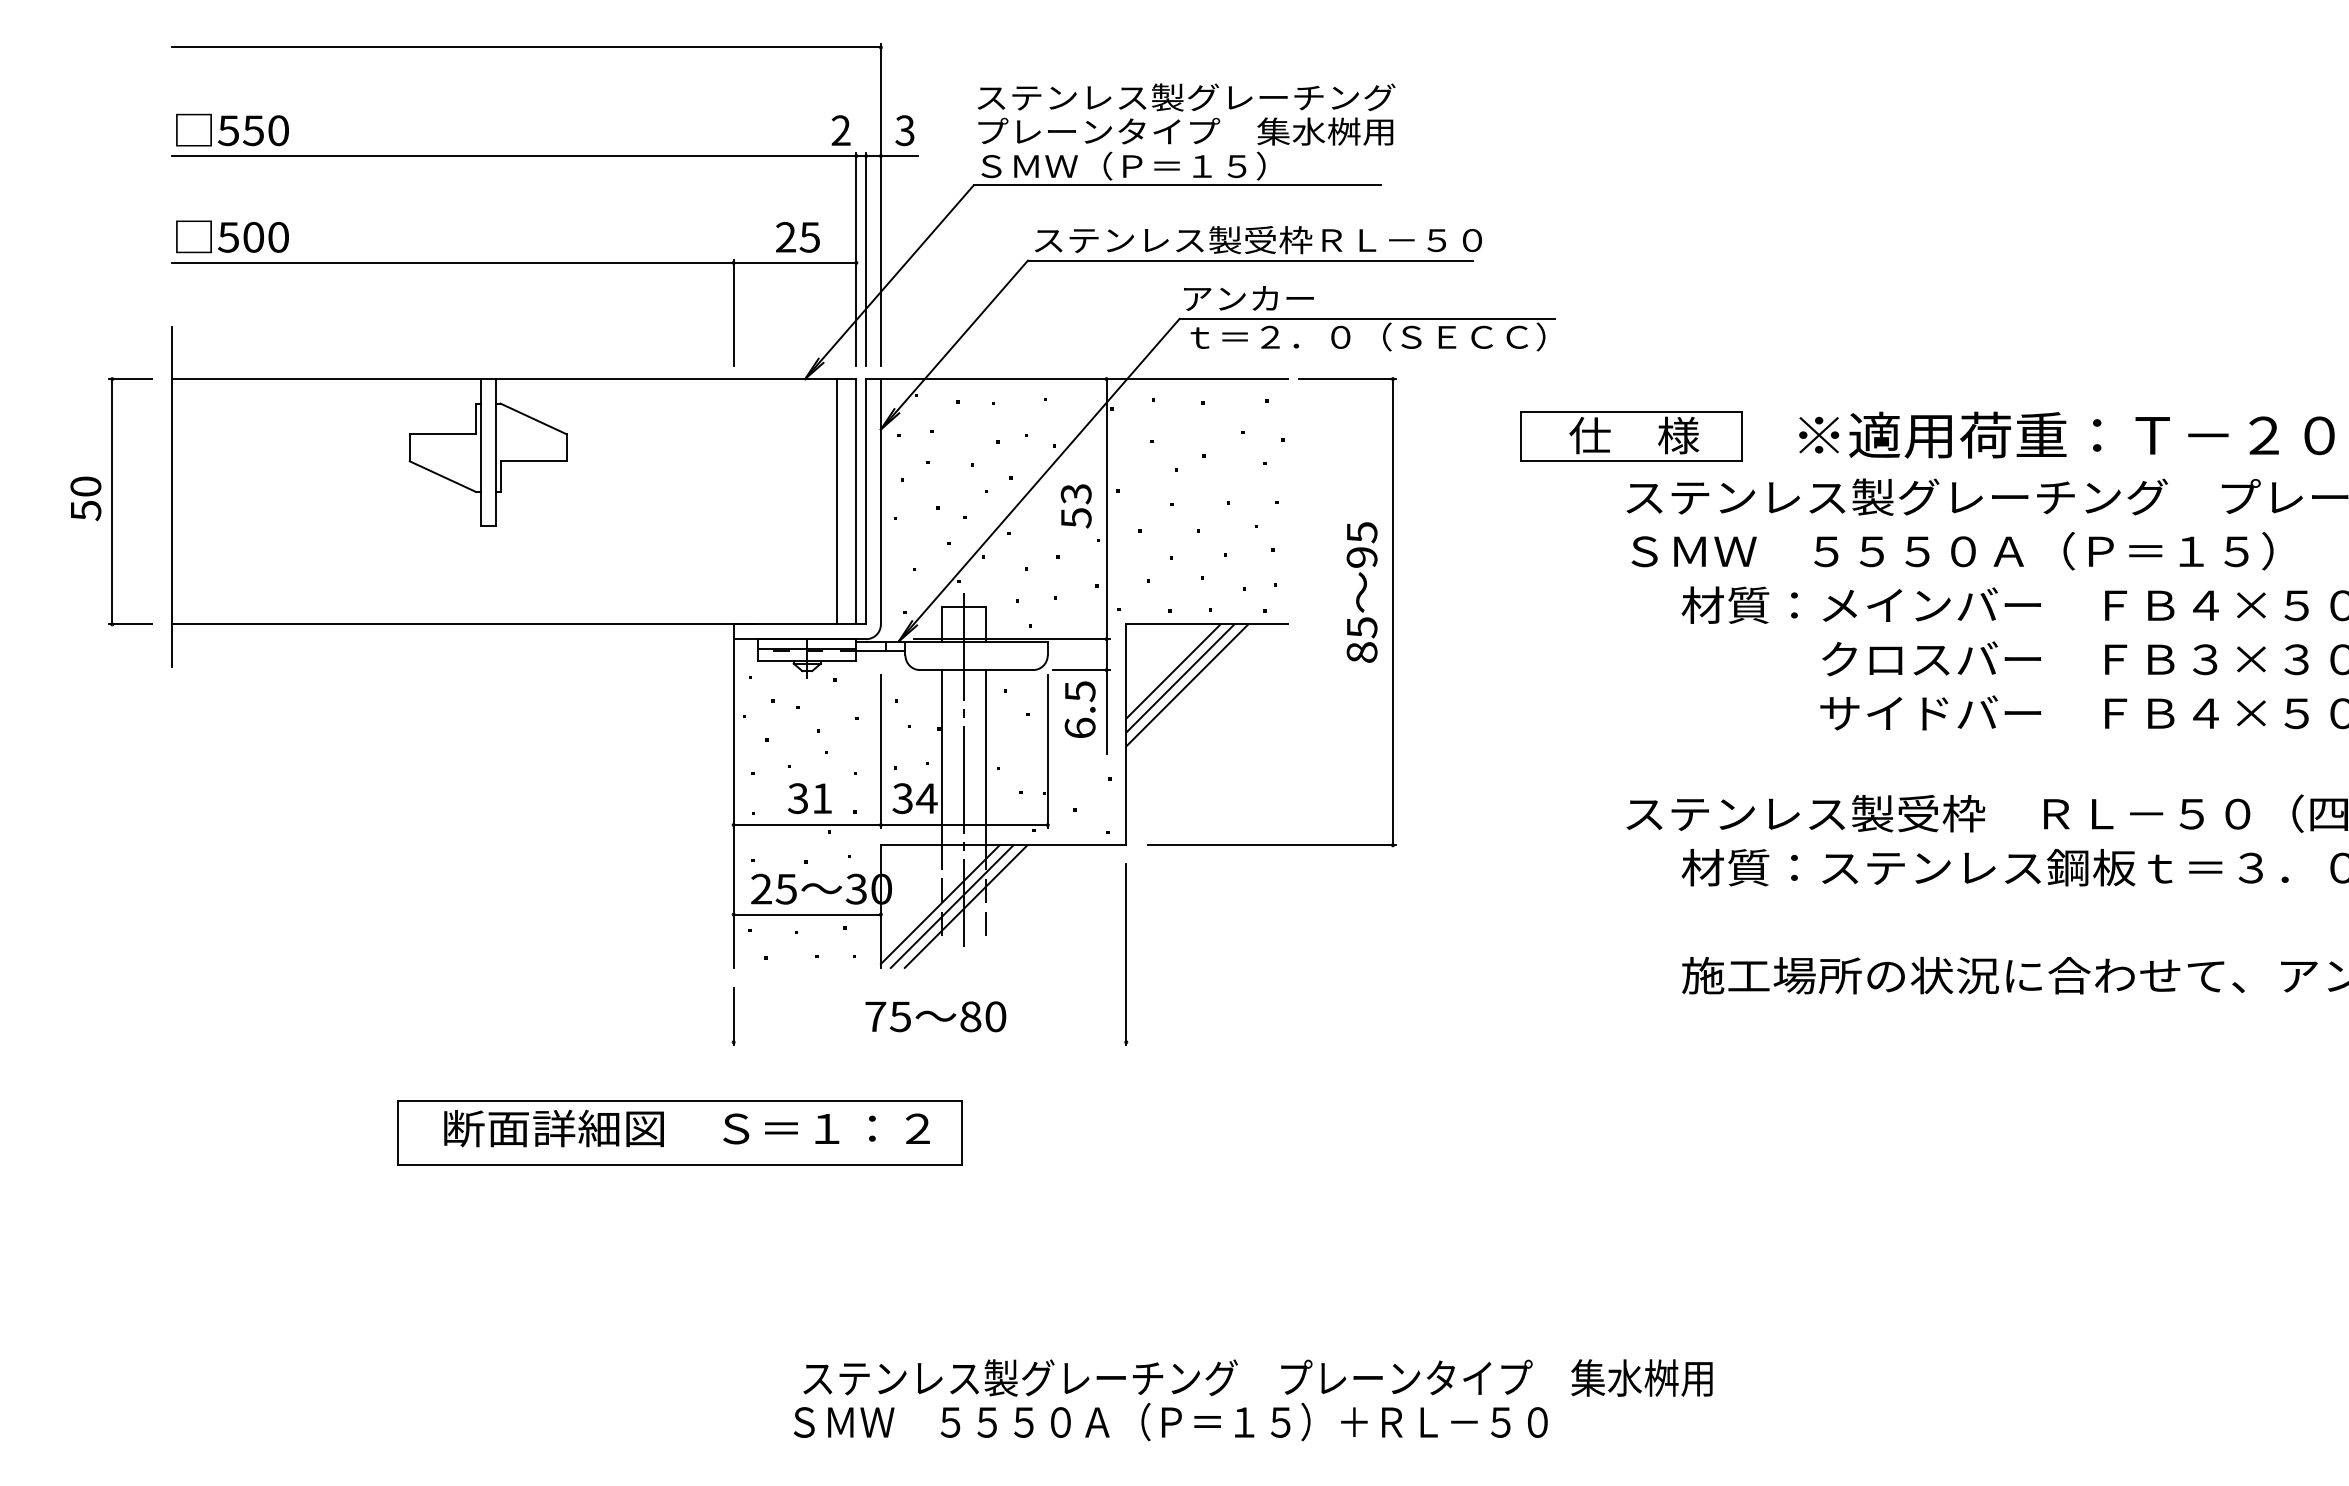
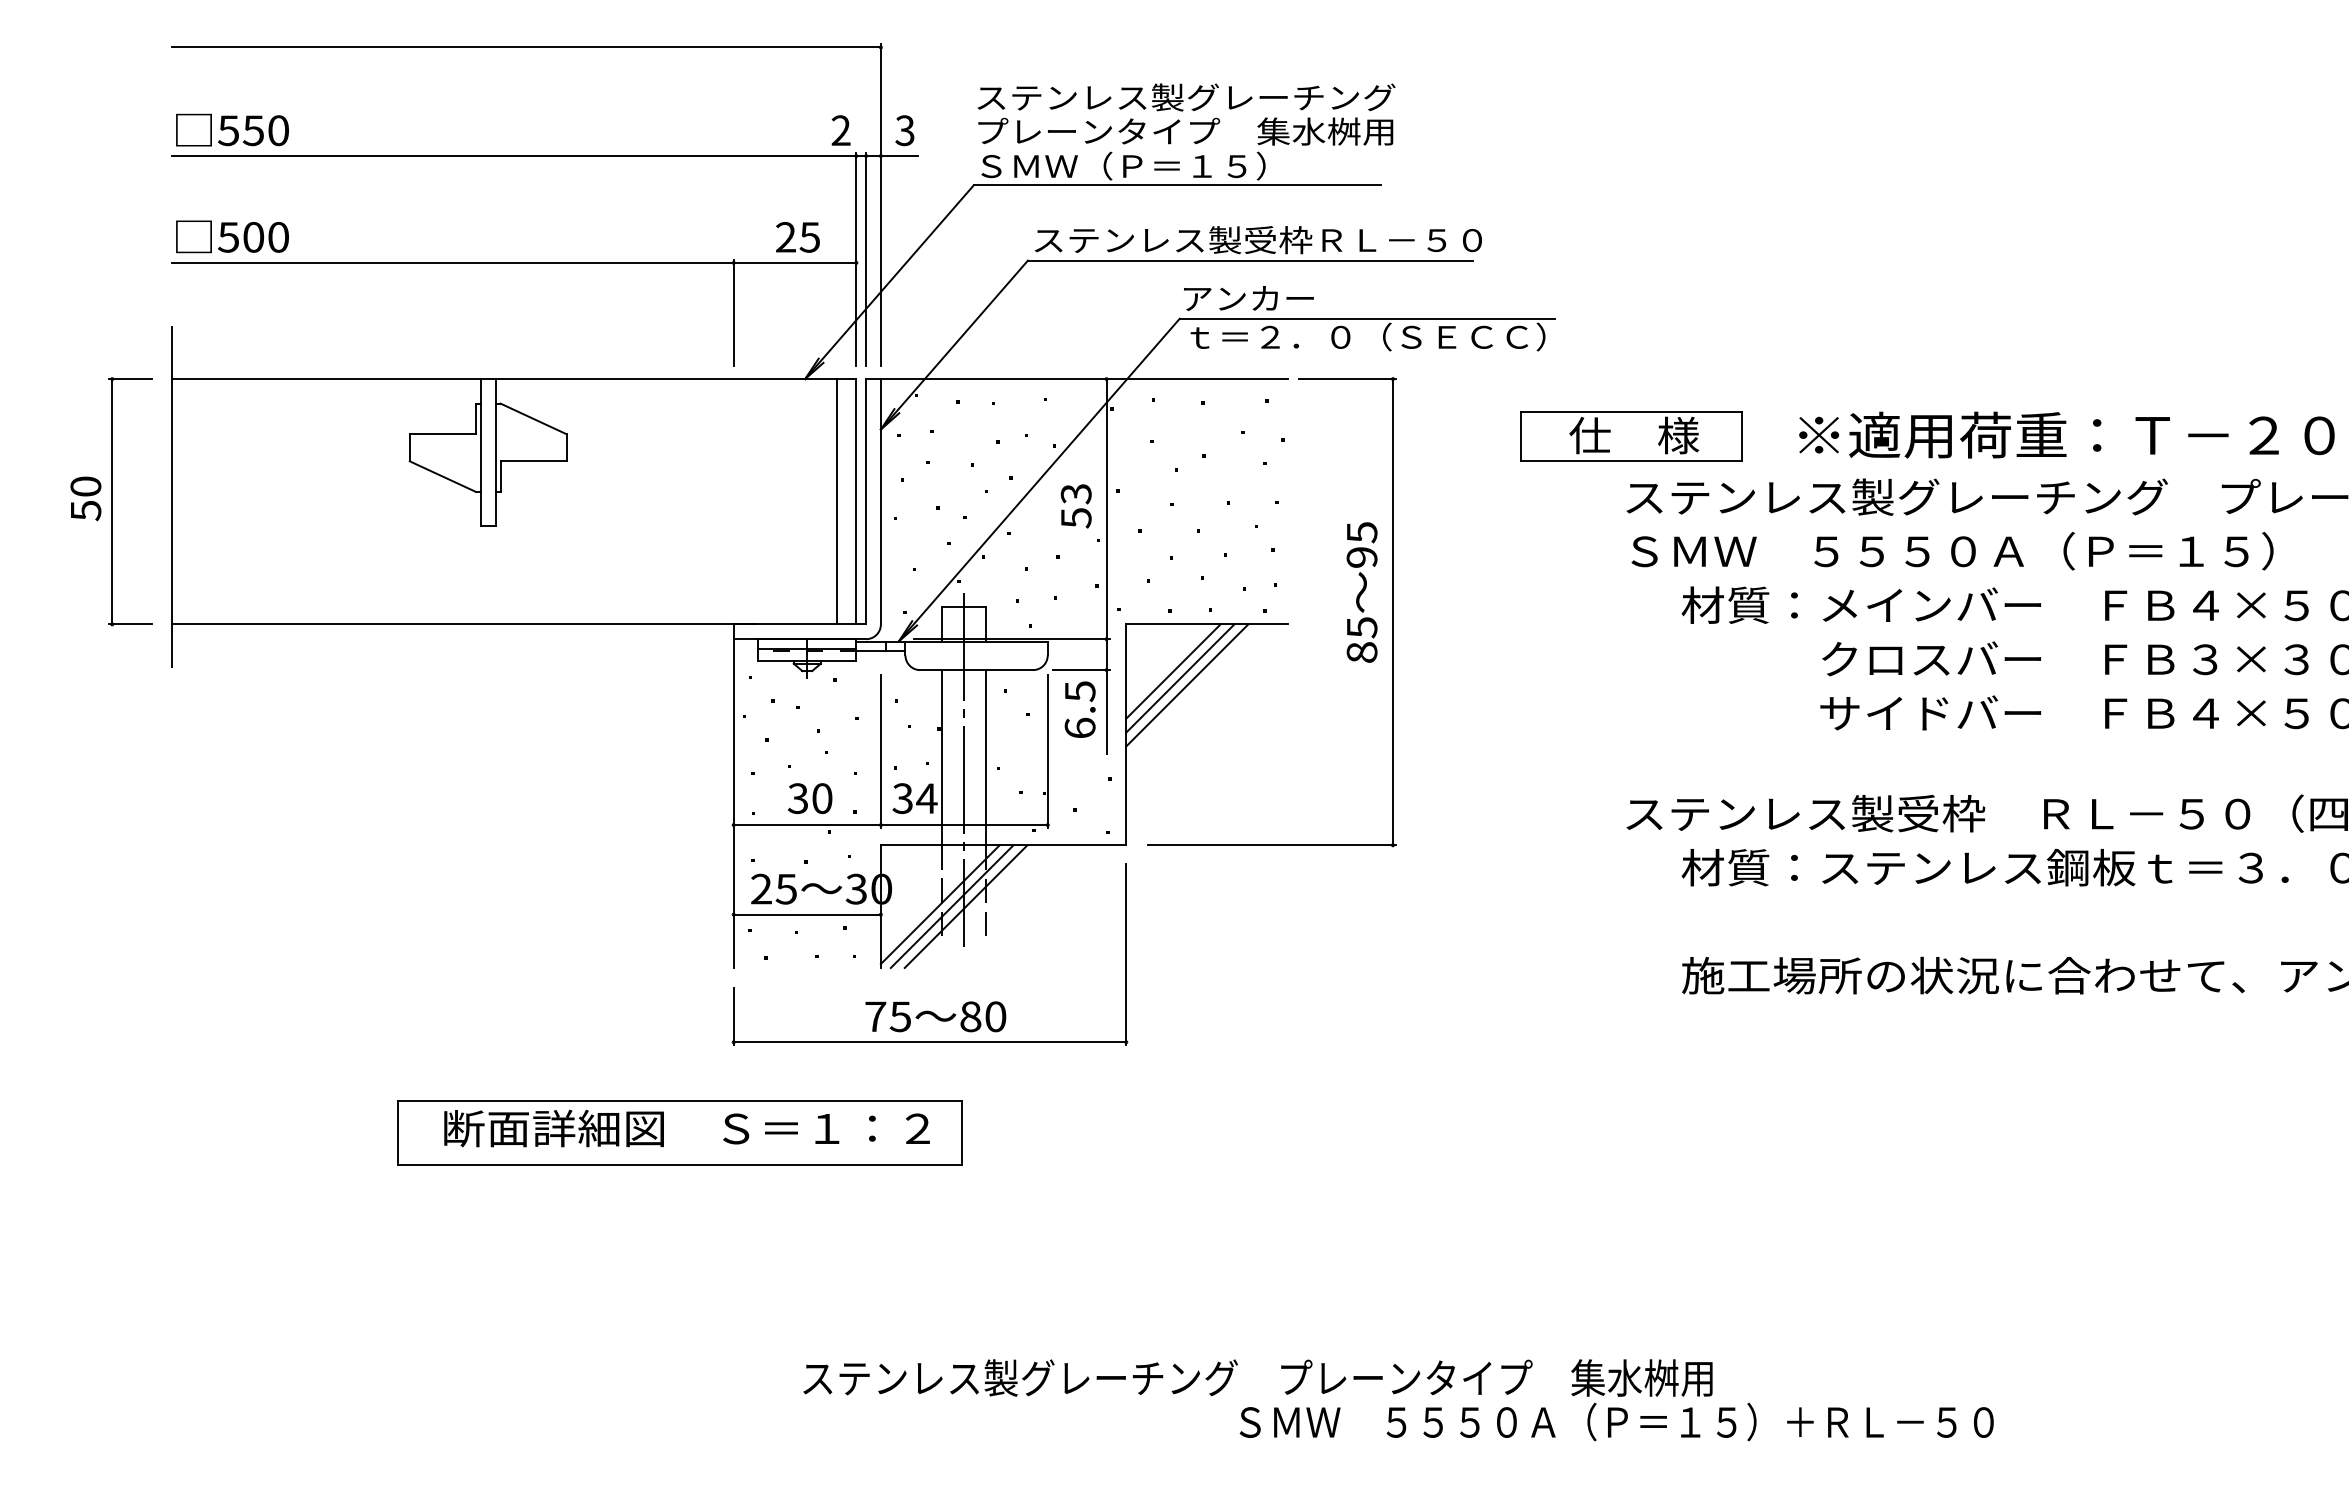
text: 31 -> 30 (822, 798)
line: none -> present (929, 1042)
text position: (1170, 1421) -> (1616, 1421) (1616, 1421)
